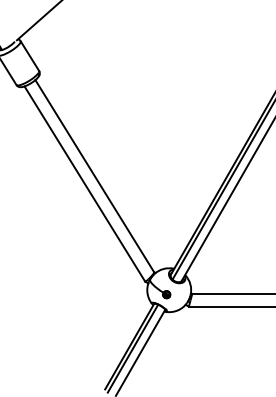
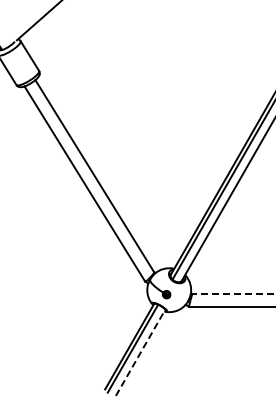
line: solid -> dashed (233, 294)
line: solid -> dashed (140, 352)
